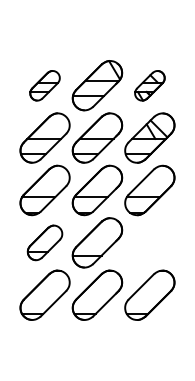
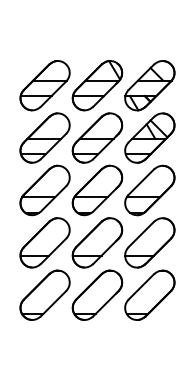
part size: 32x32 px -> 52x52 px (44, 85)
part size: 32x32 px -> 52x52 px (149, 85)
part size: 38x38 px -> 52x52 px (44, 242)
part: none -> present (149, 242)
